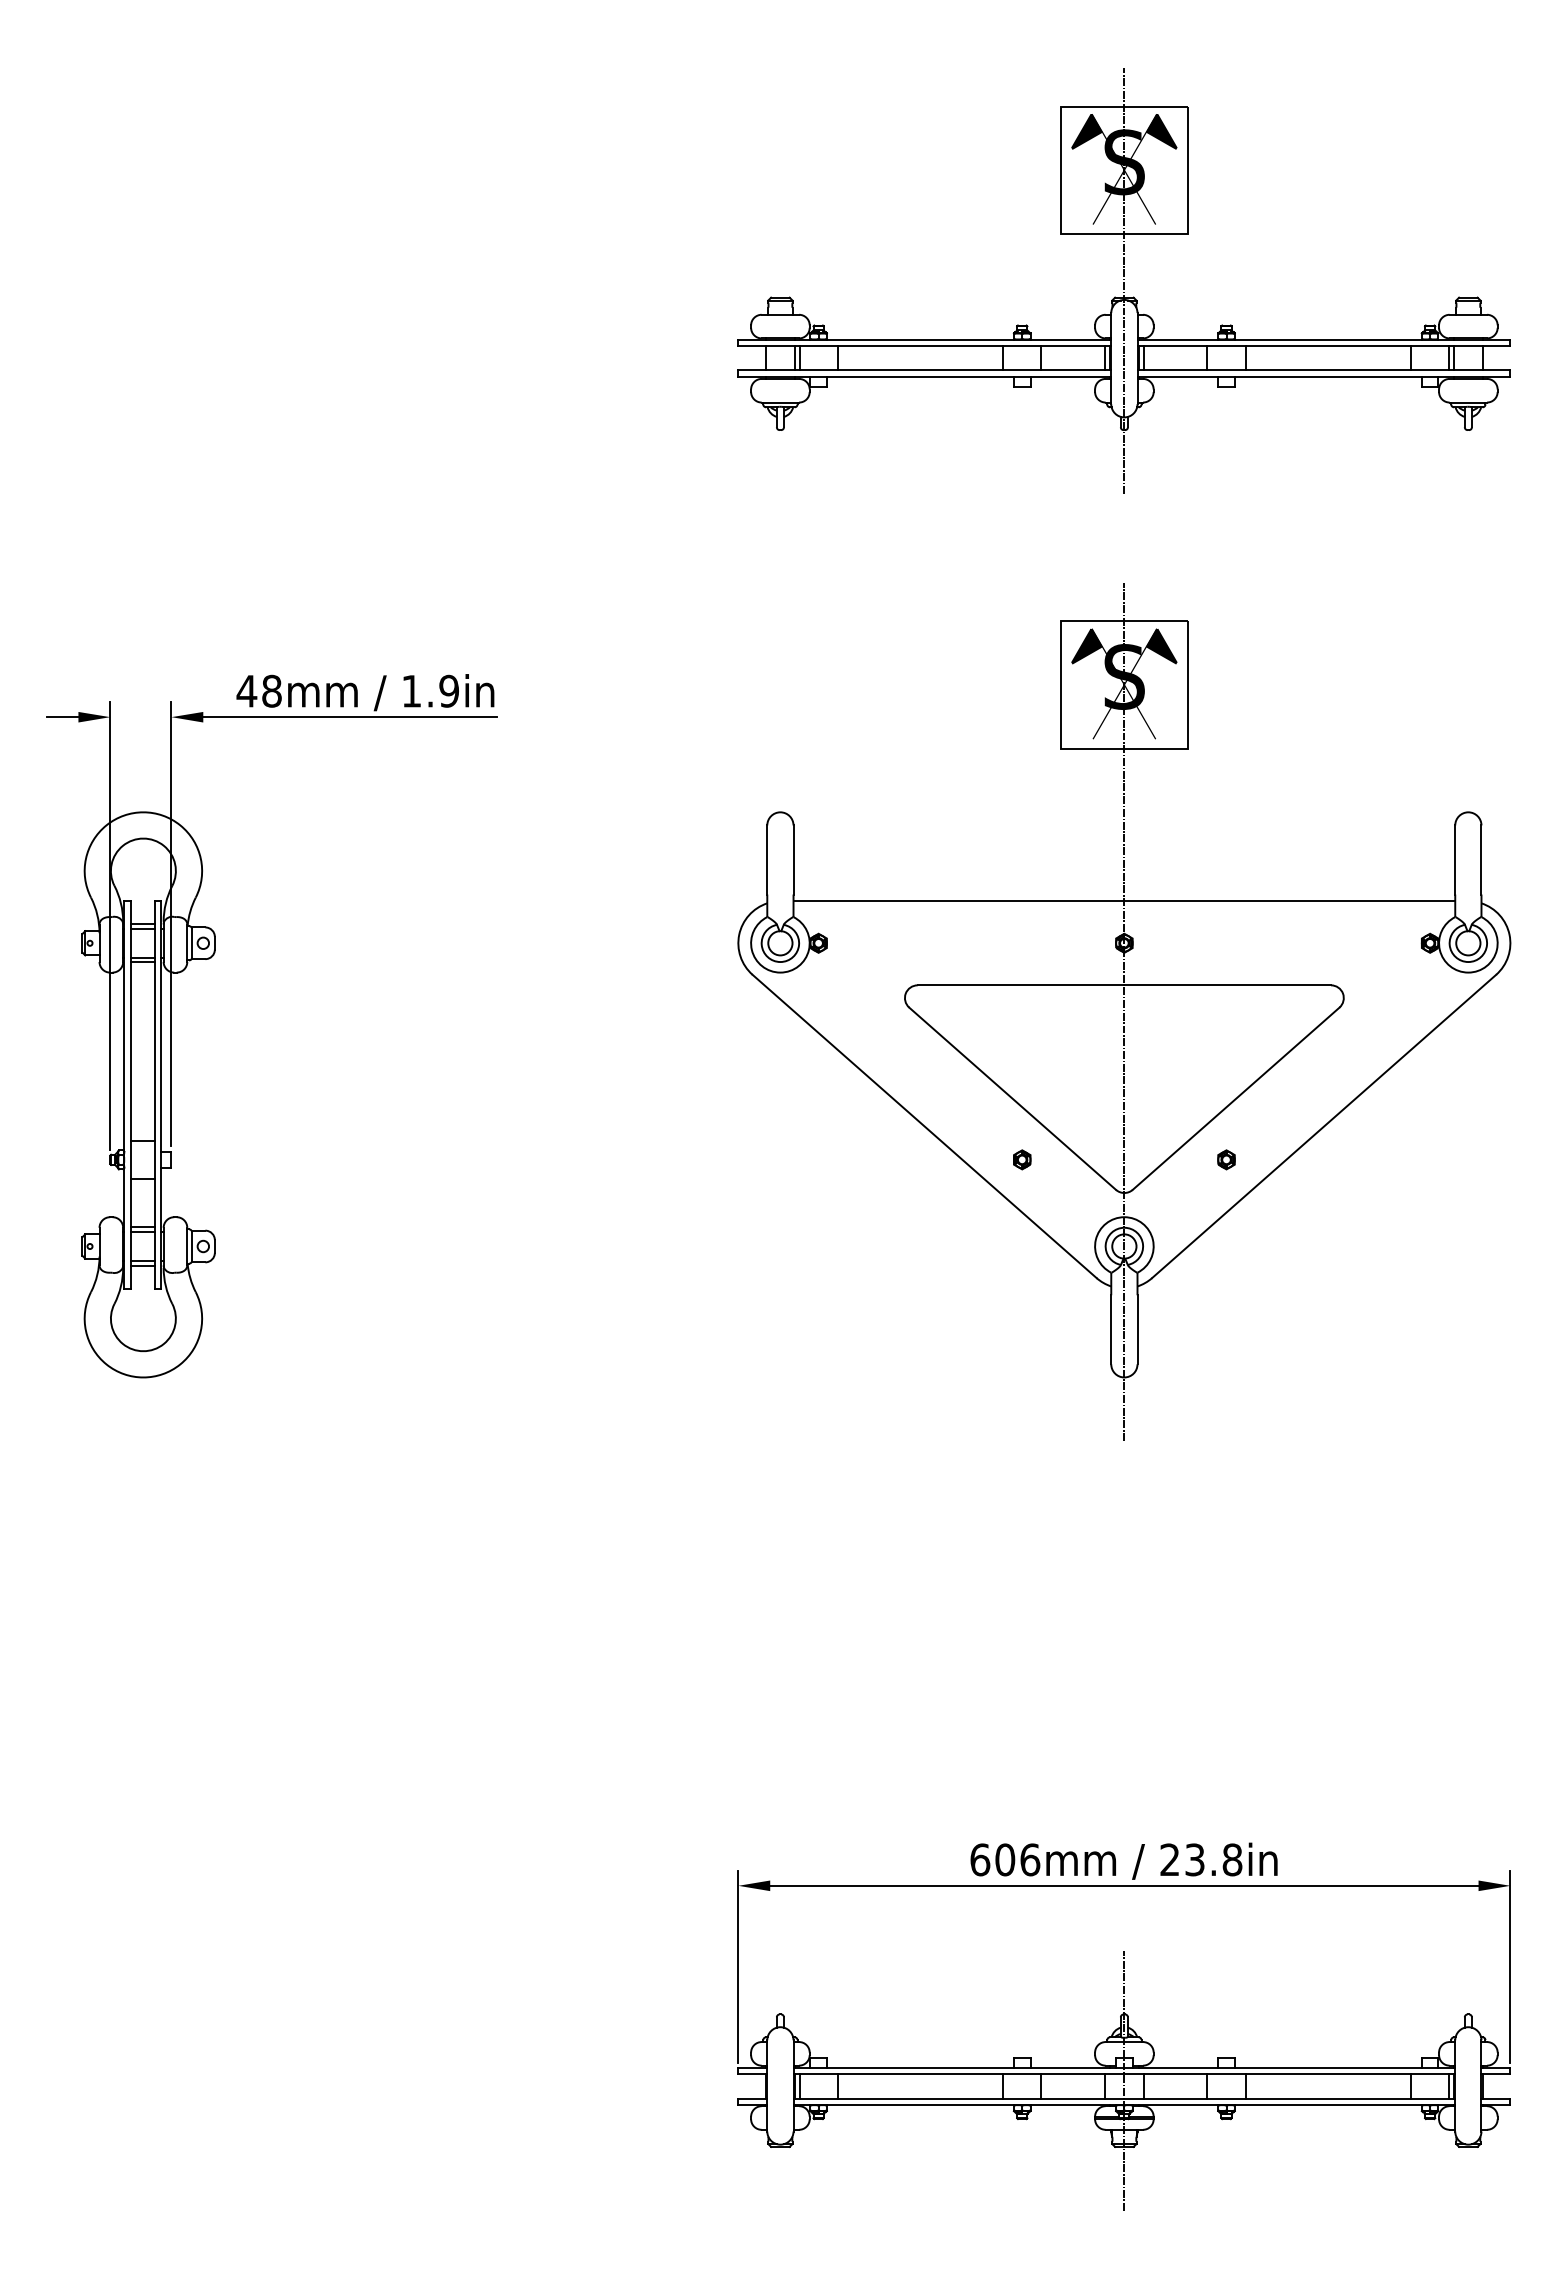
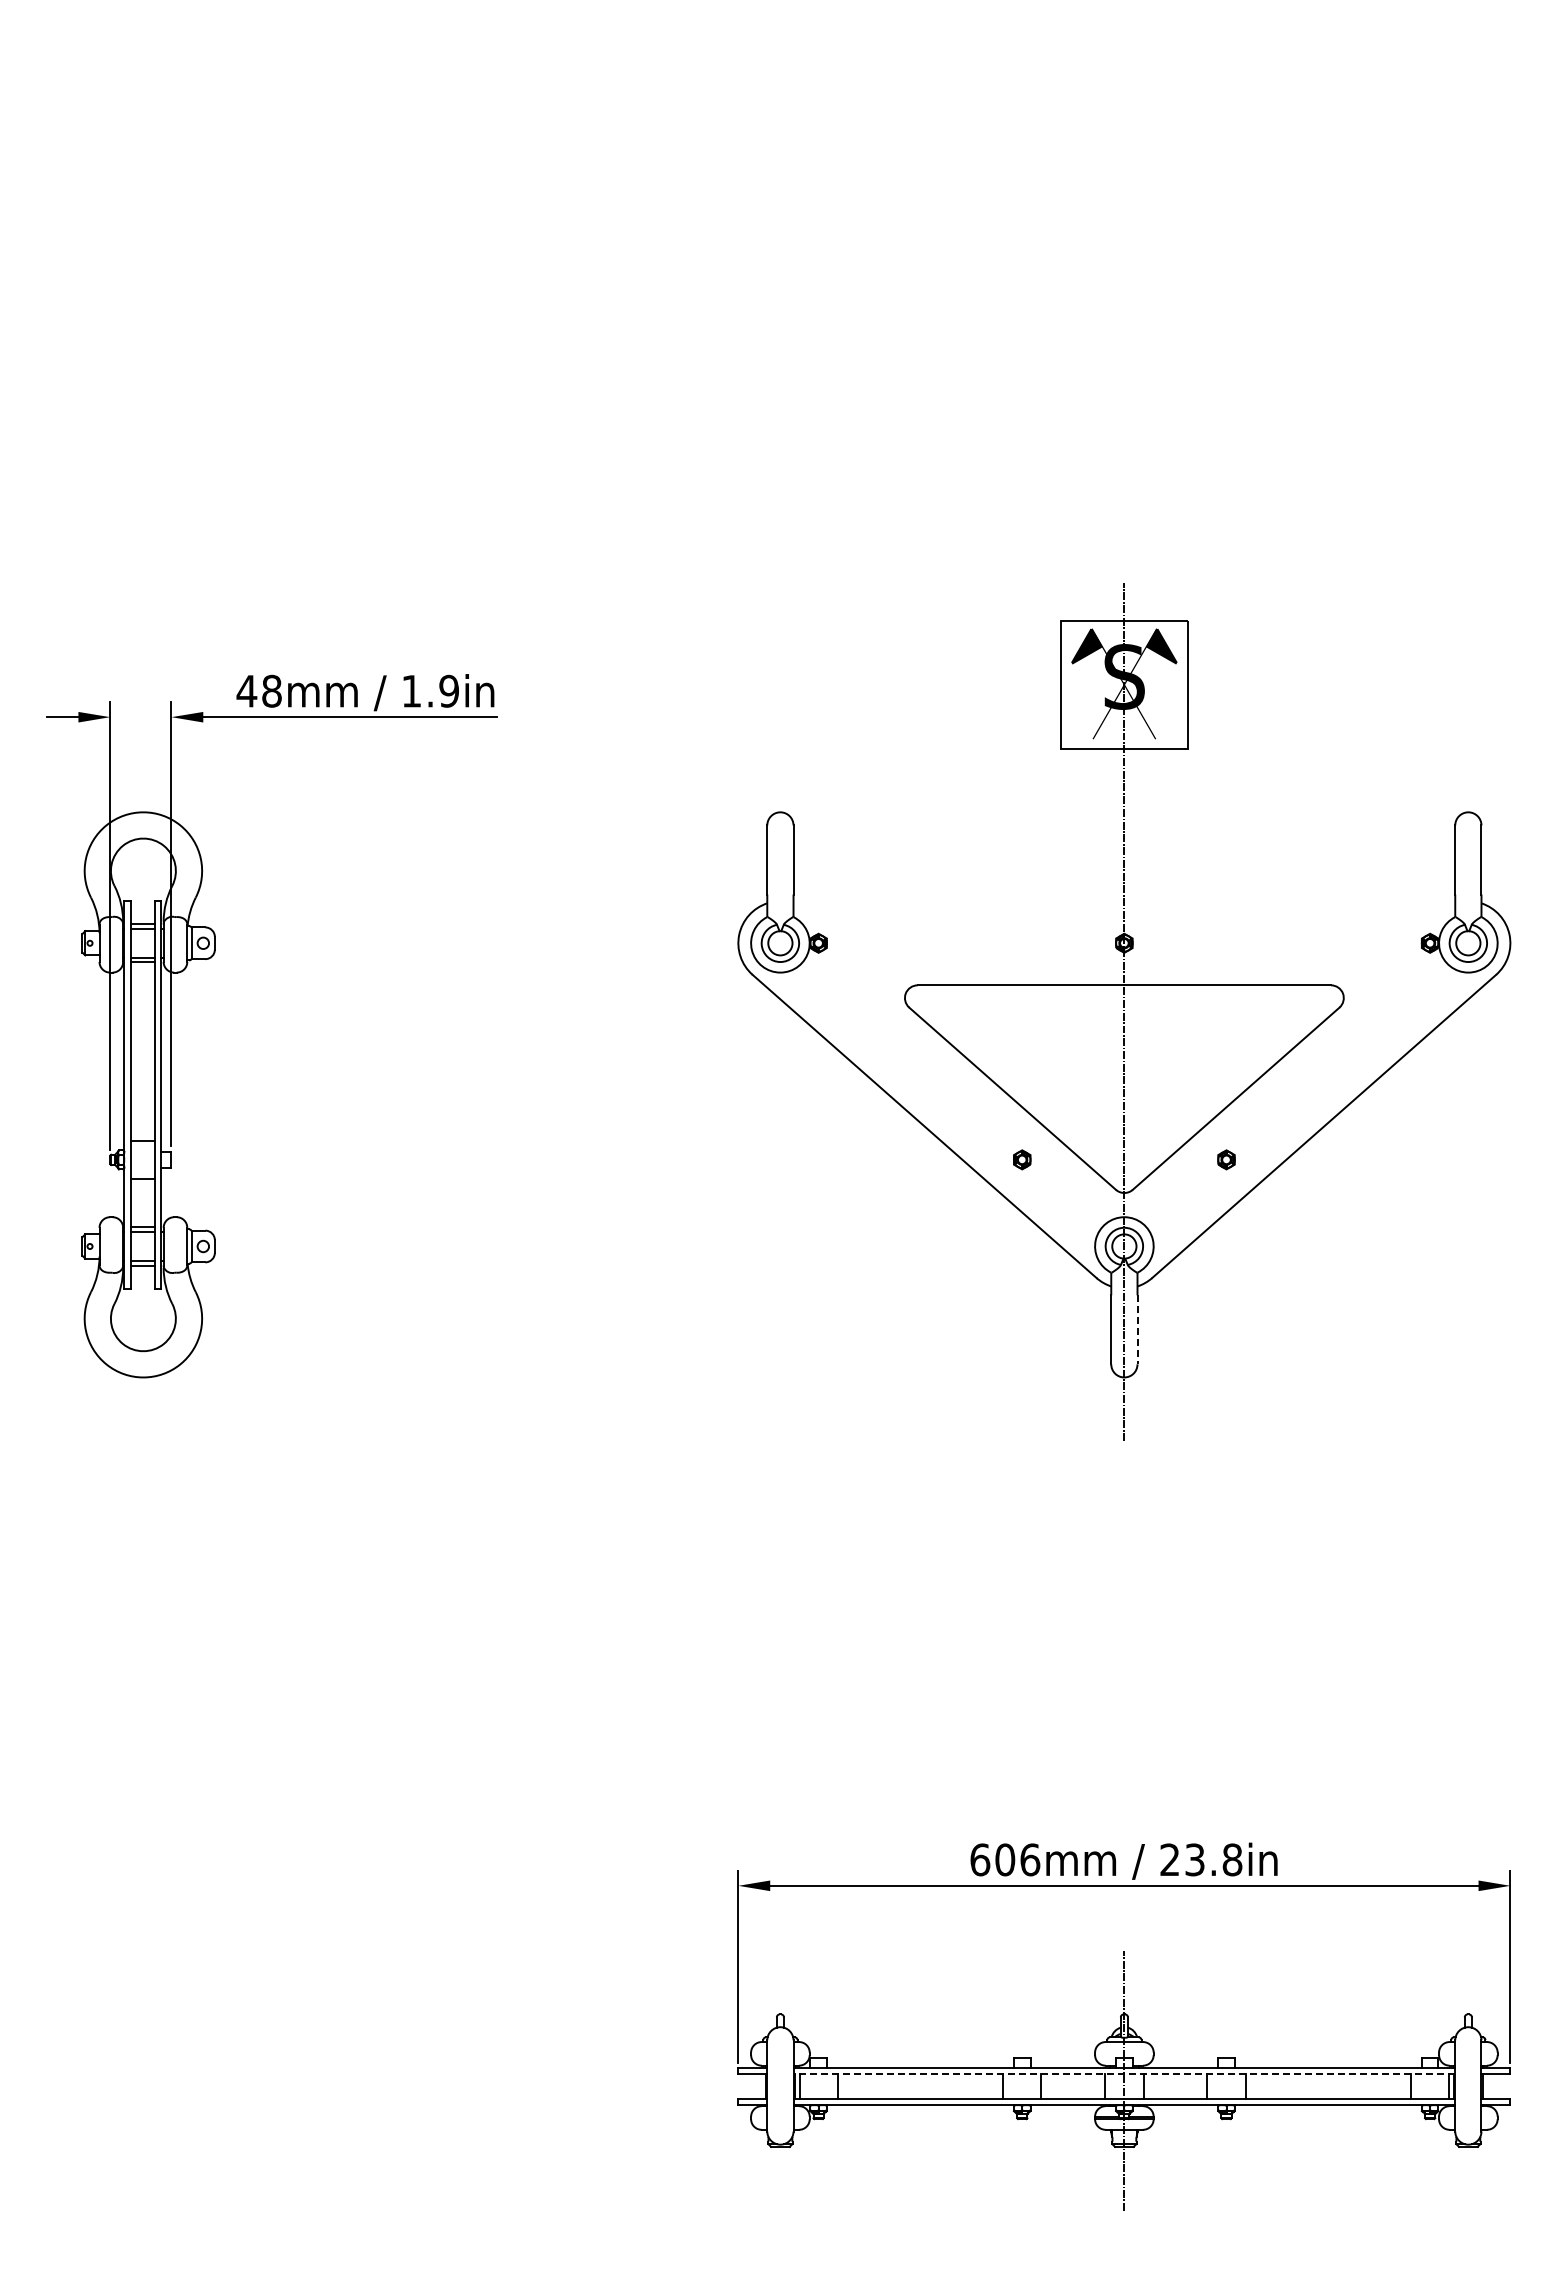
part: present -> none (1123, 280)
line: present -> none (1124, 901)
line: solid -> dashed (1137, 1329)
line: solid -> dashed (1124, 2074)
